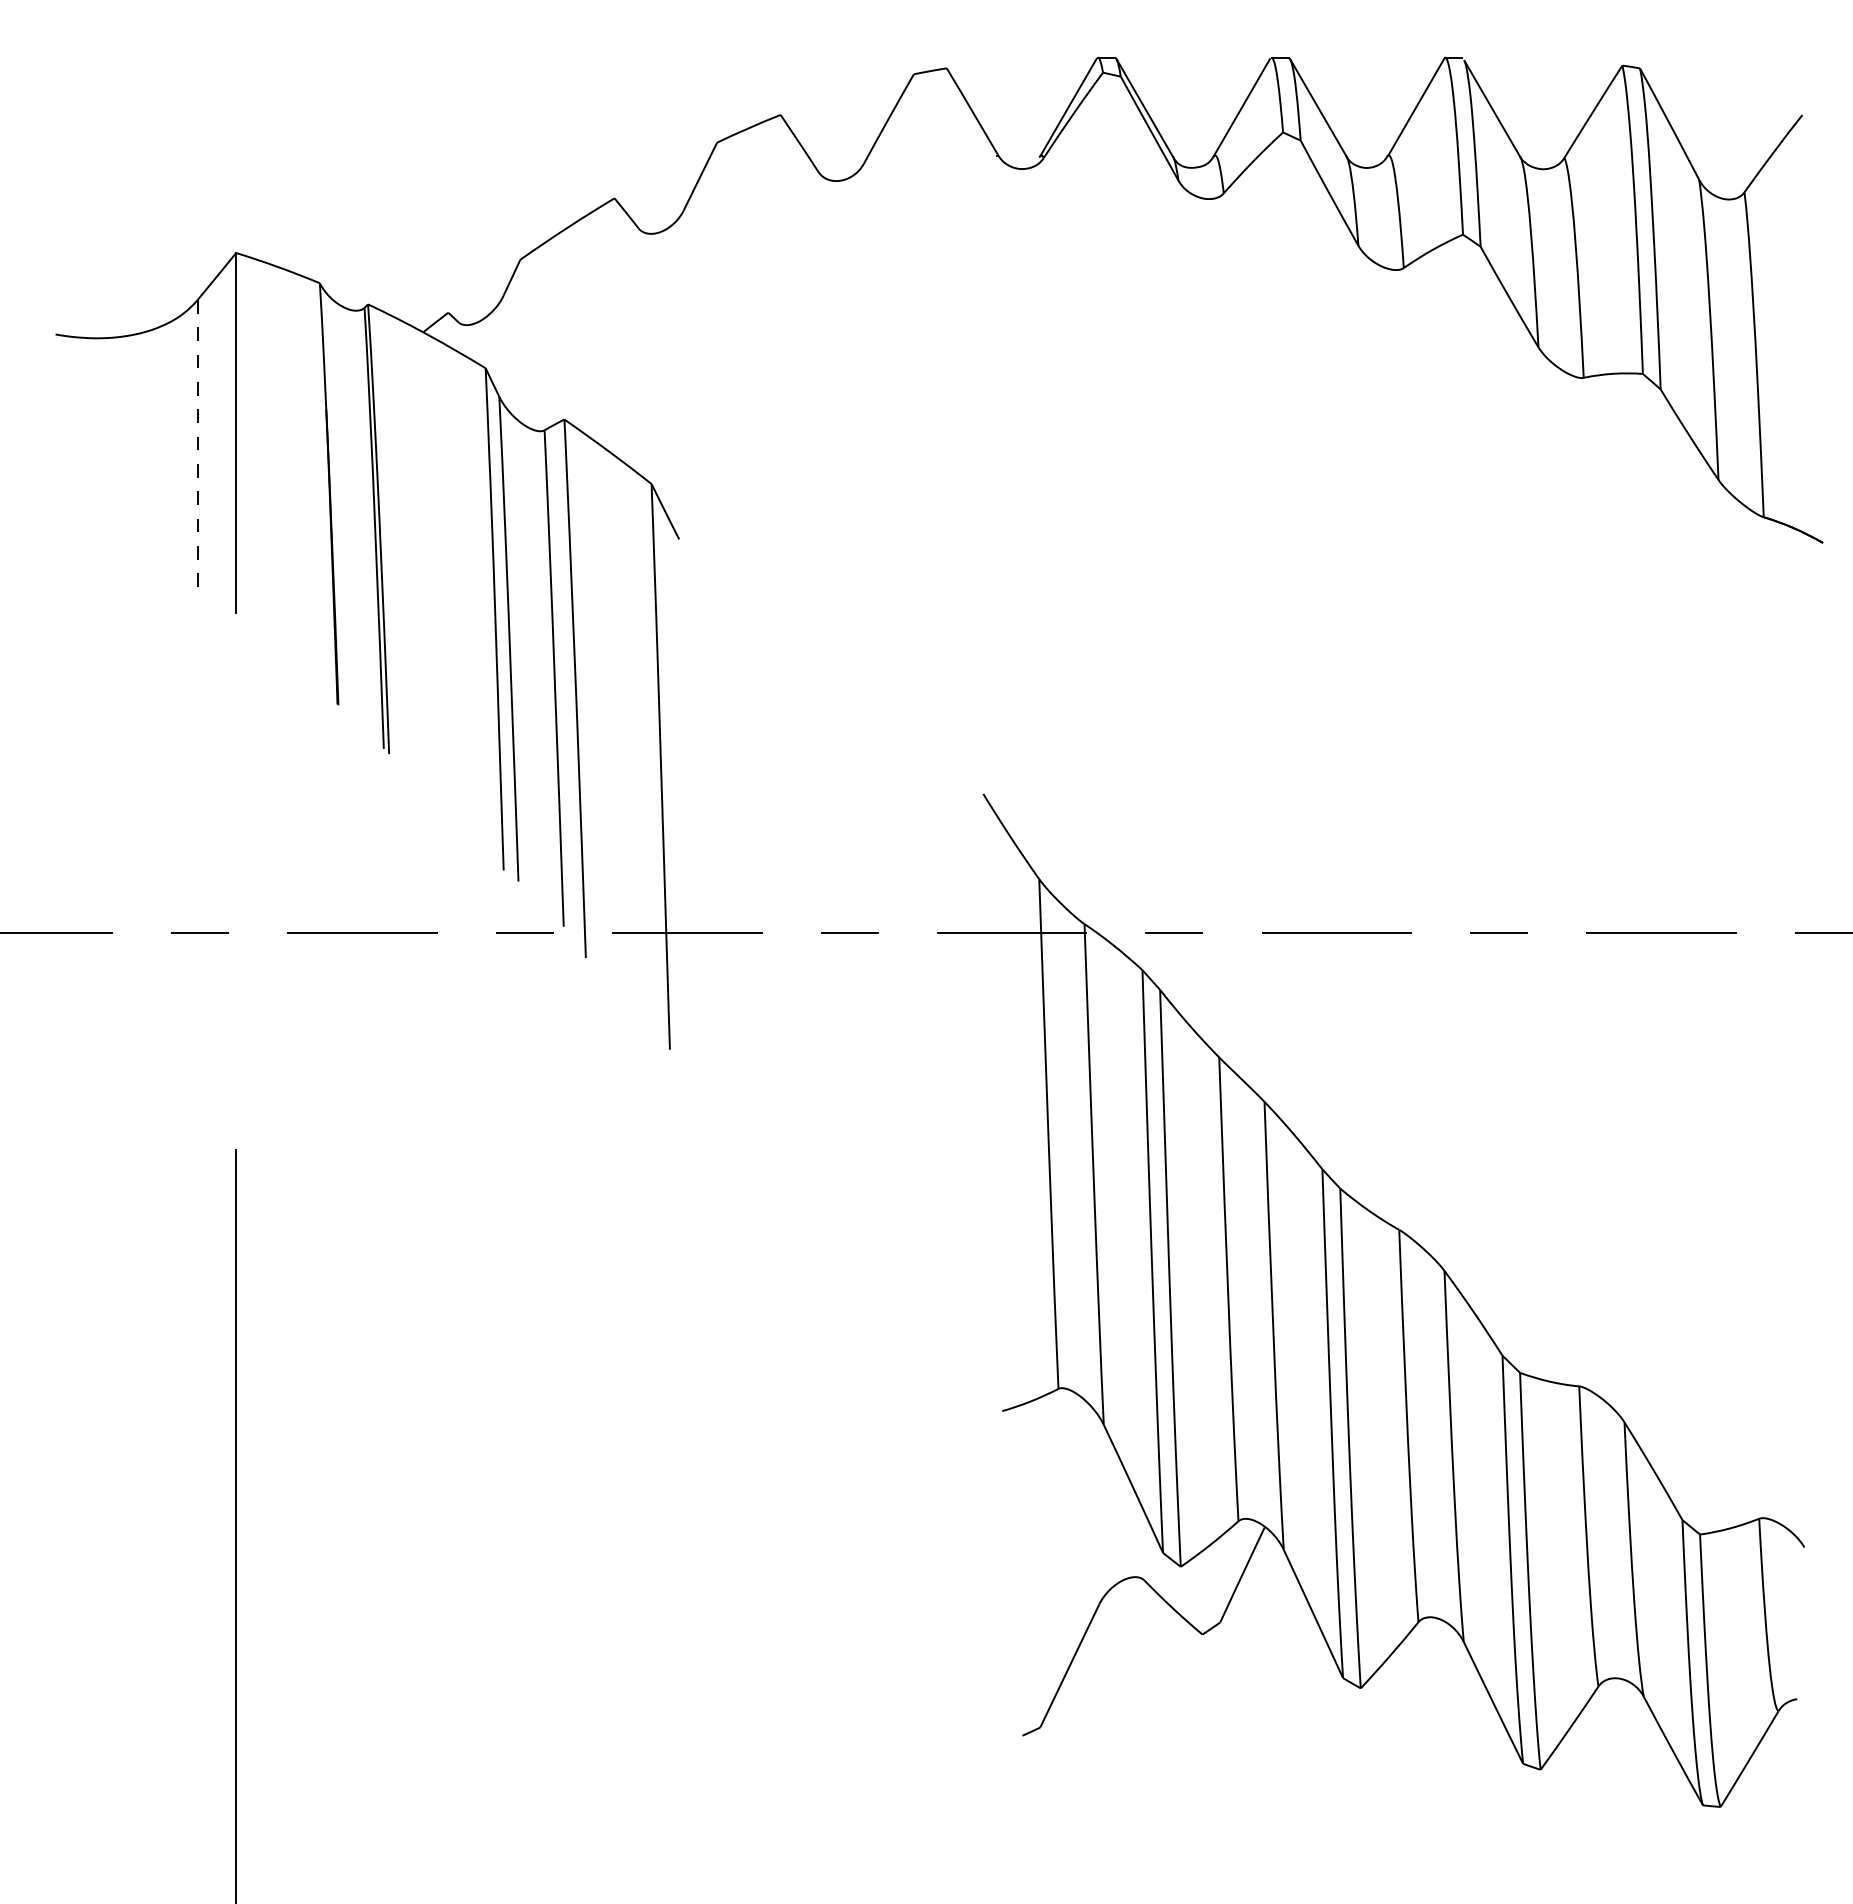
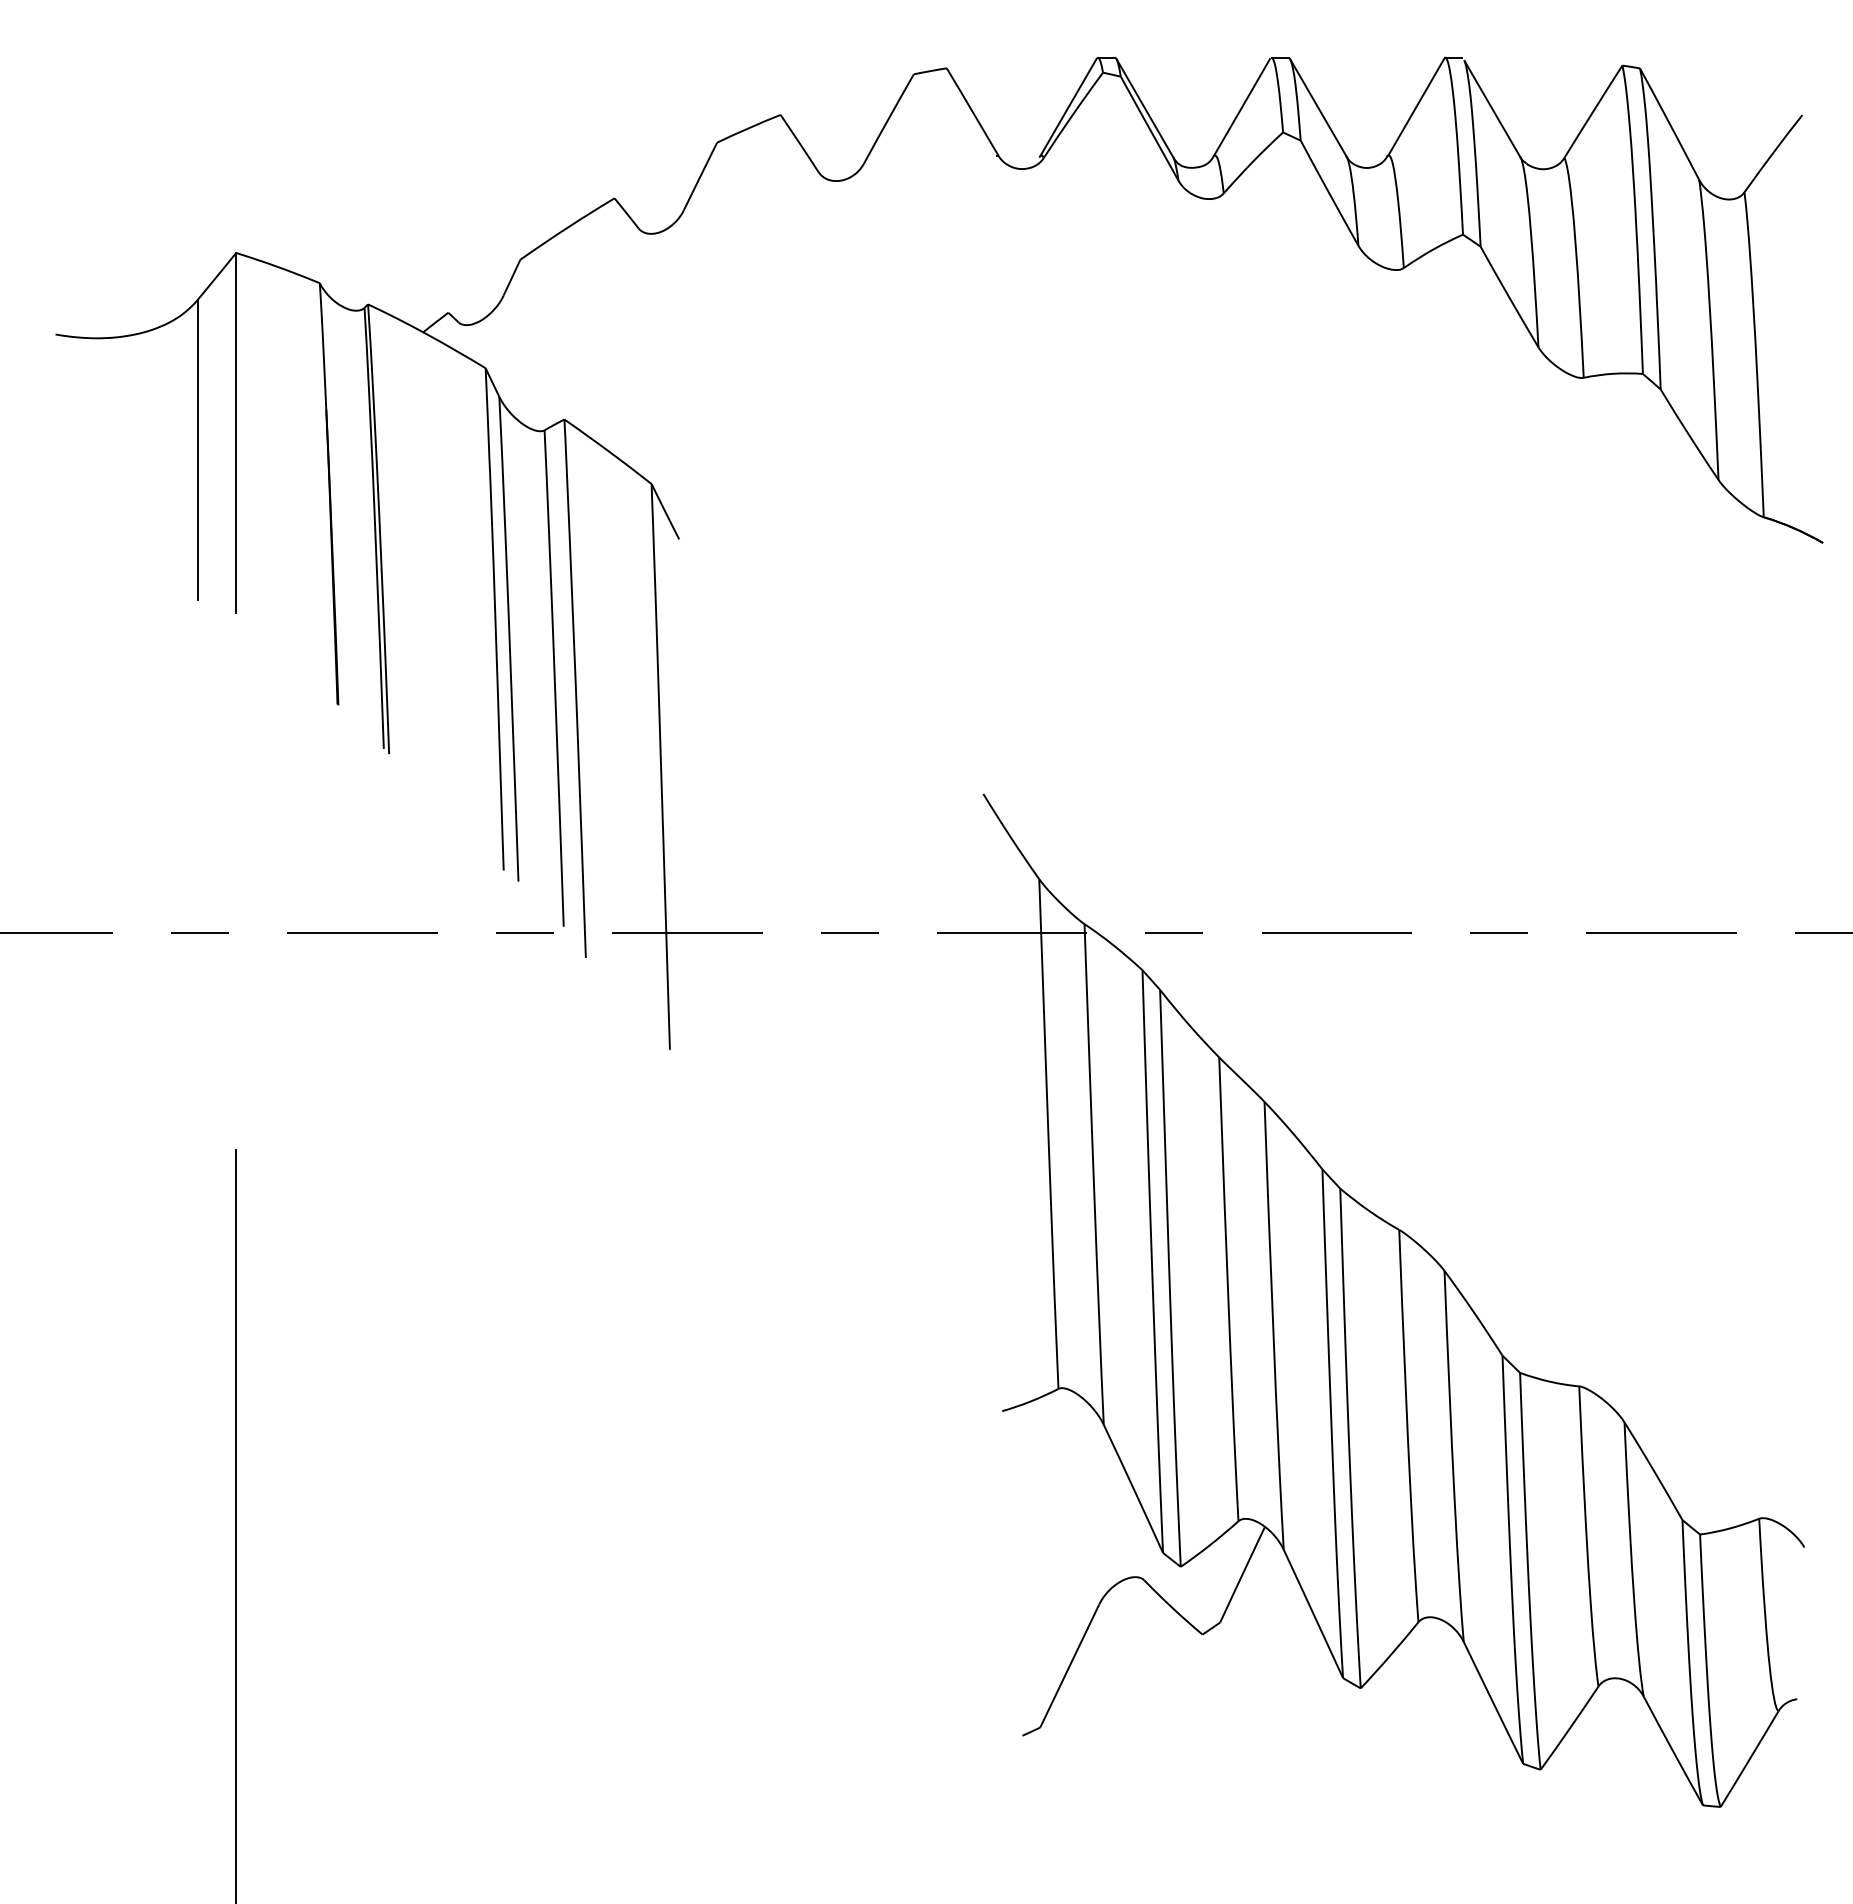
line: dashed -> solid (197, 449)
